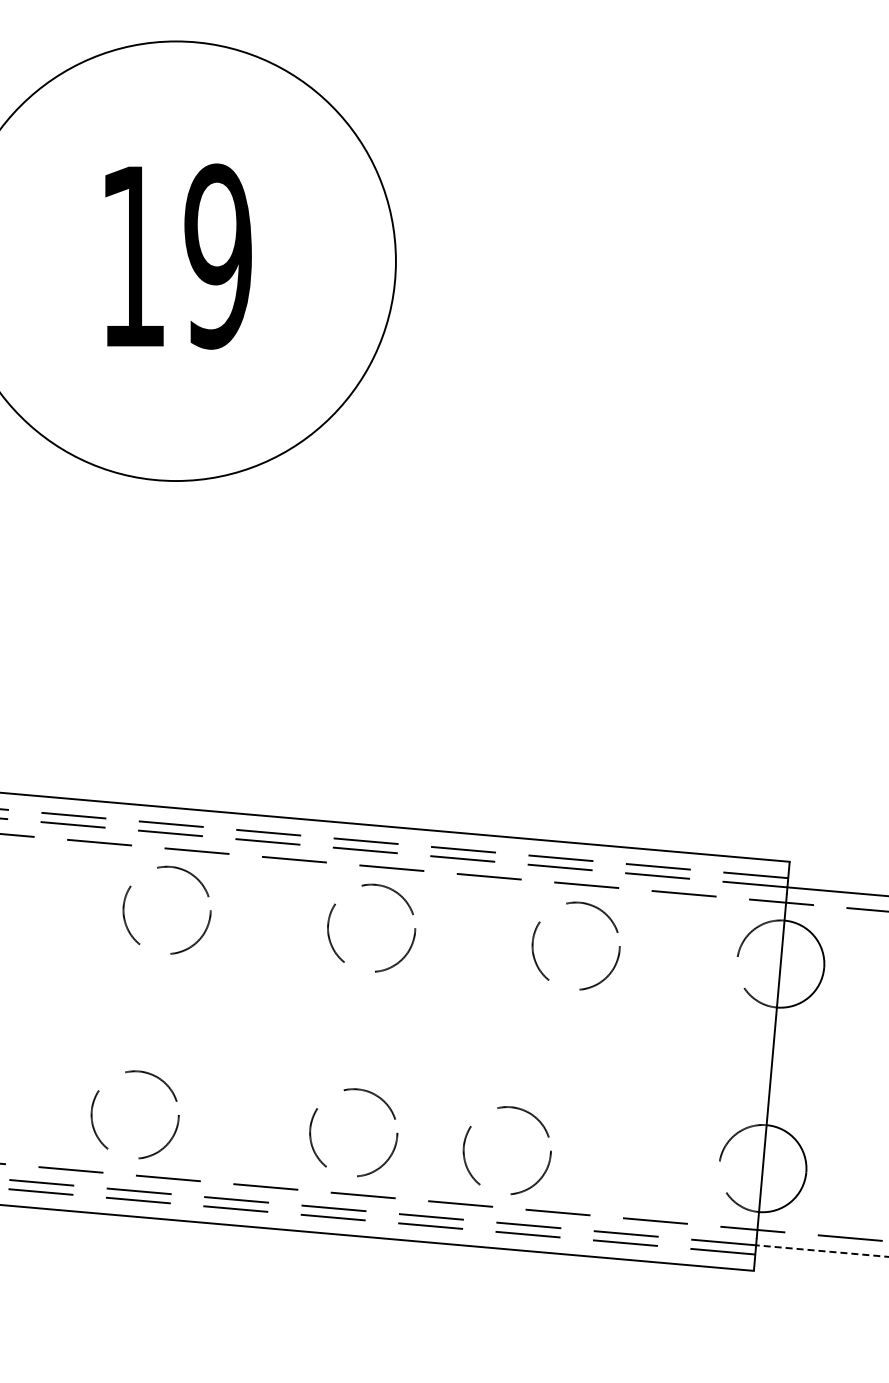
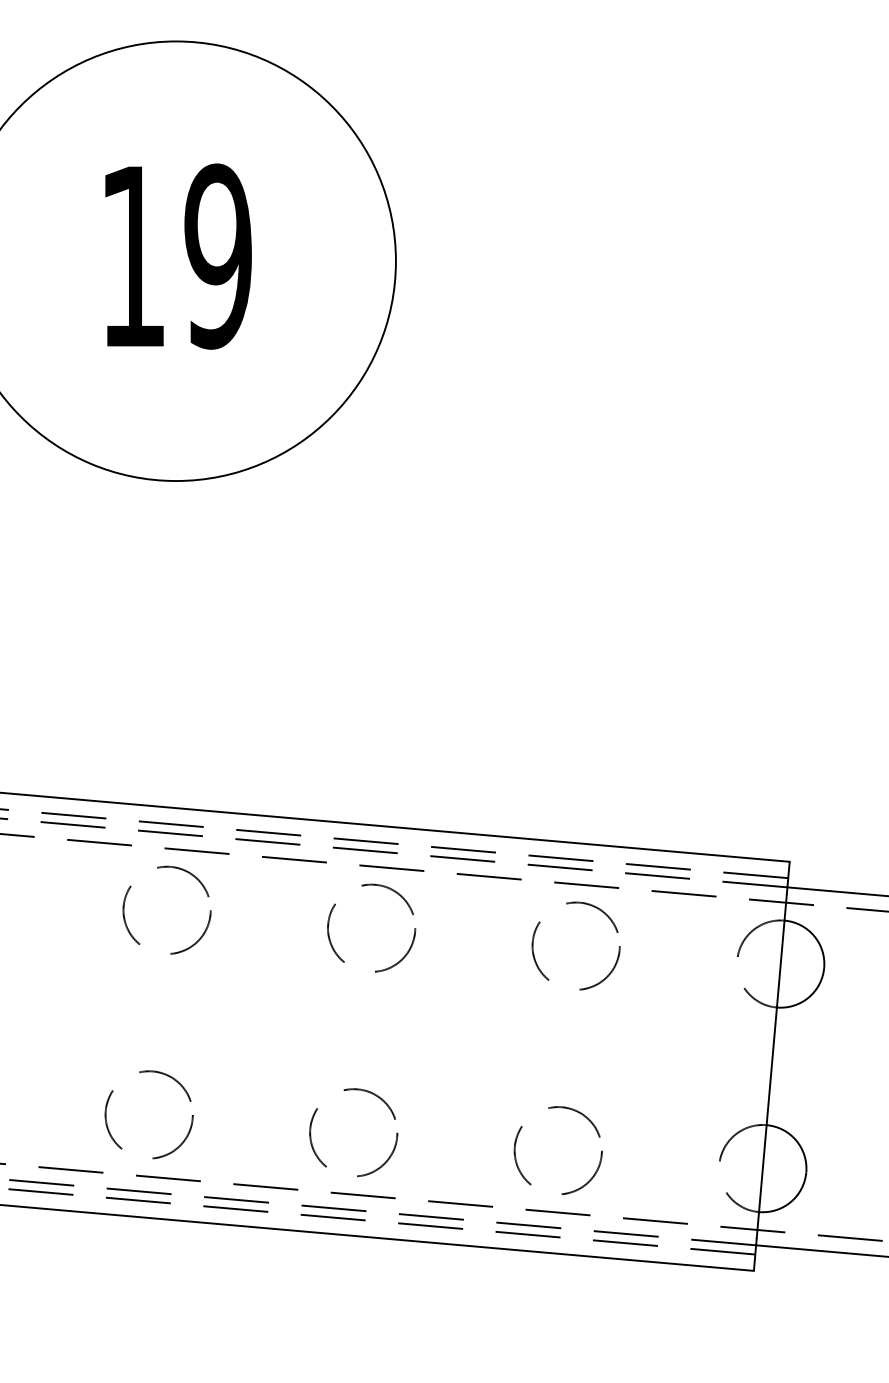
circle position: (134, 1114) -> (148, 1114) (148, 1114)
circle position: (506, 1150) -> (557, 1150) (557, 1150)
line: dashed -> solid (821, 1251)
